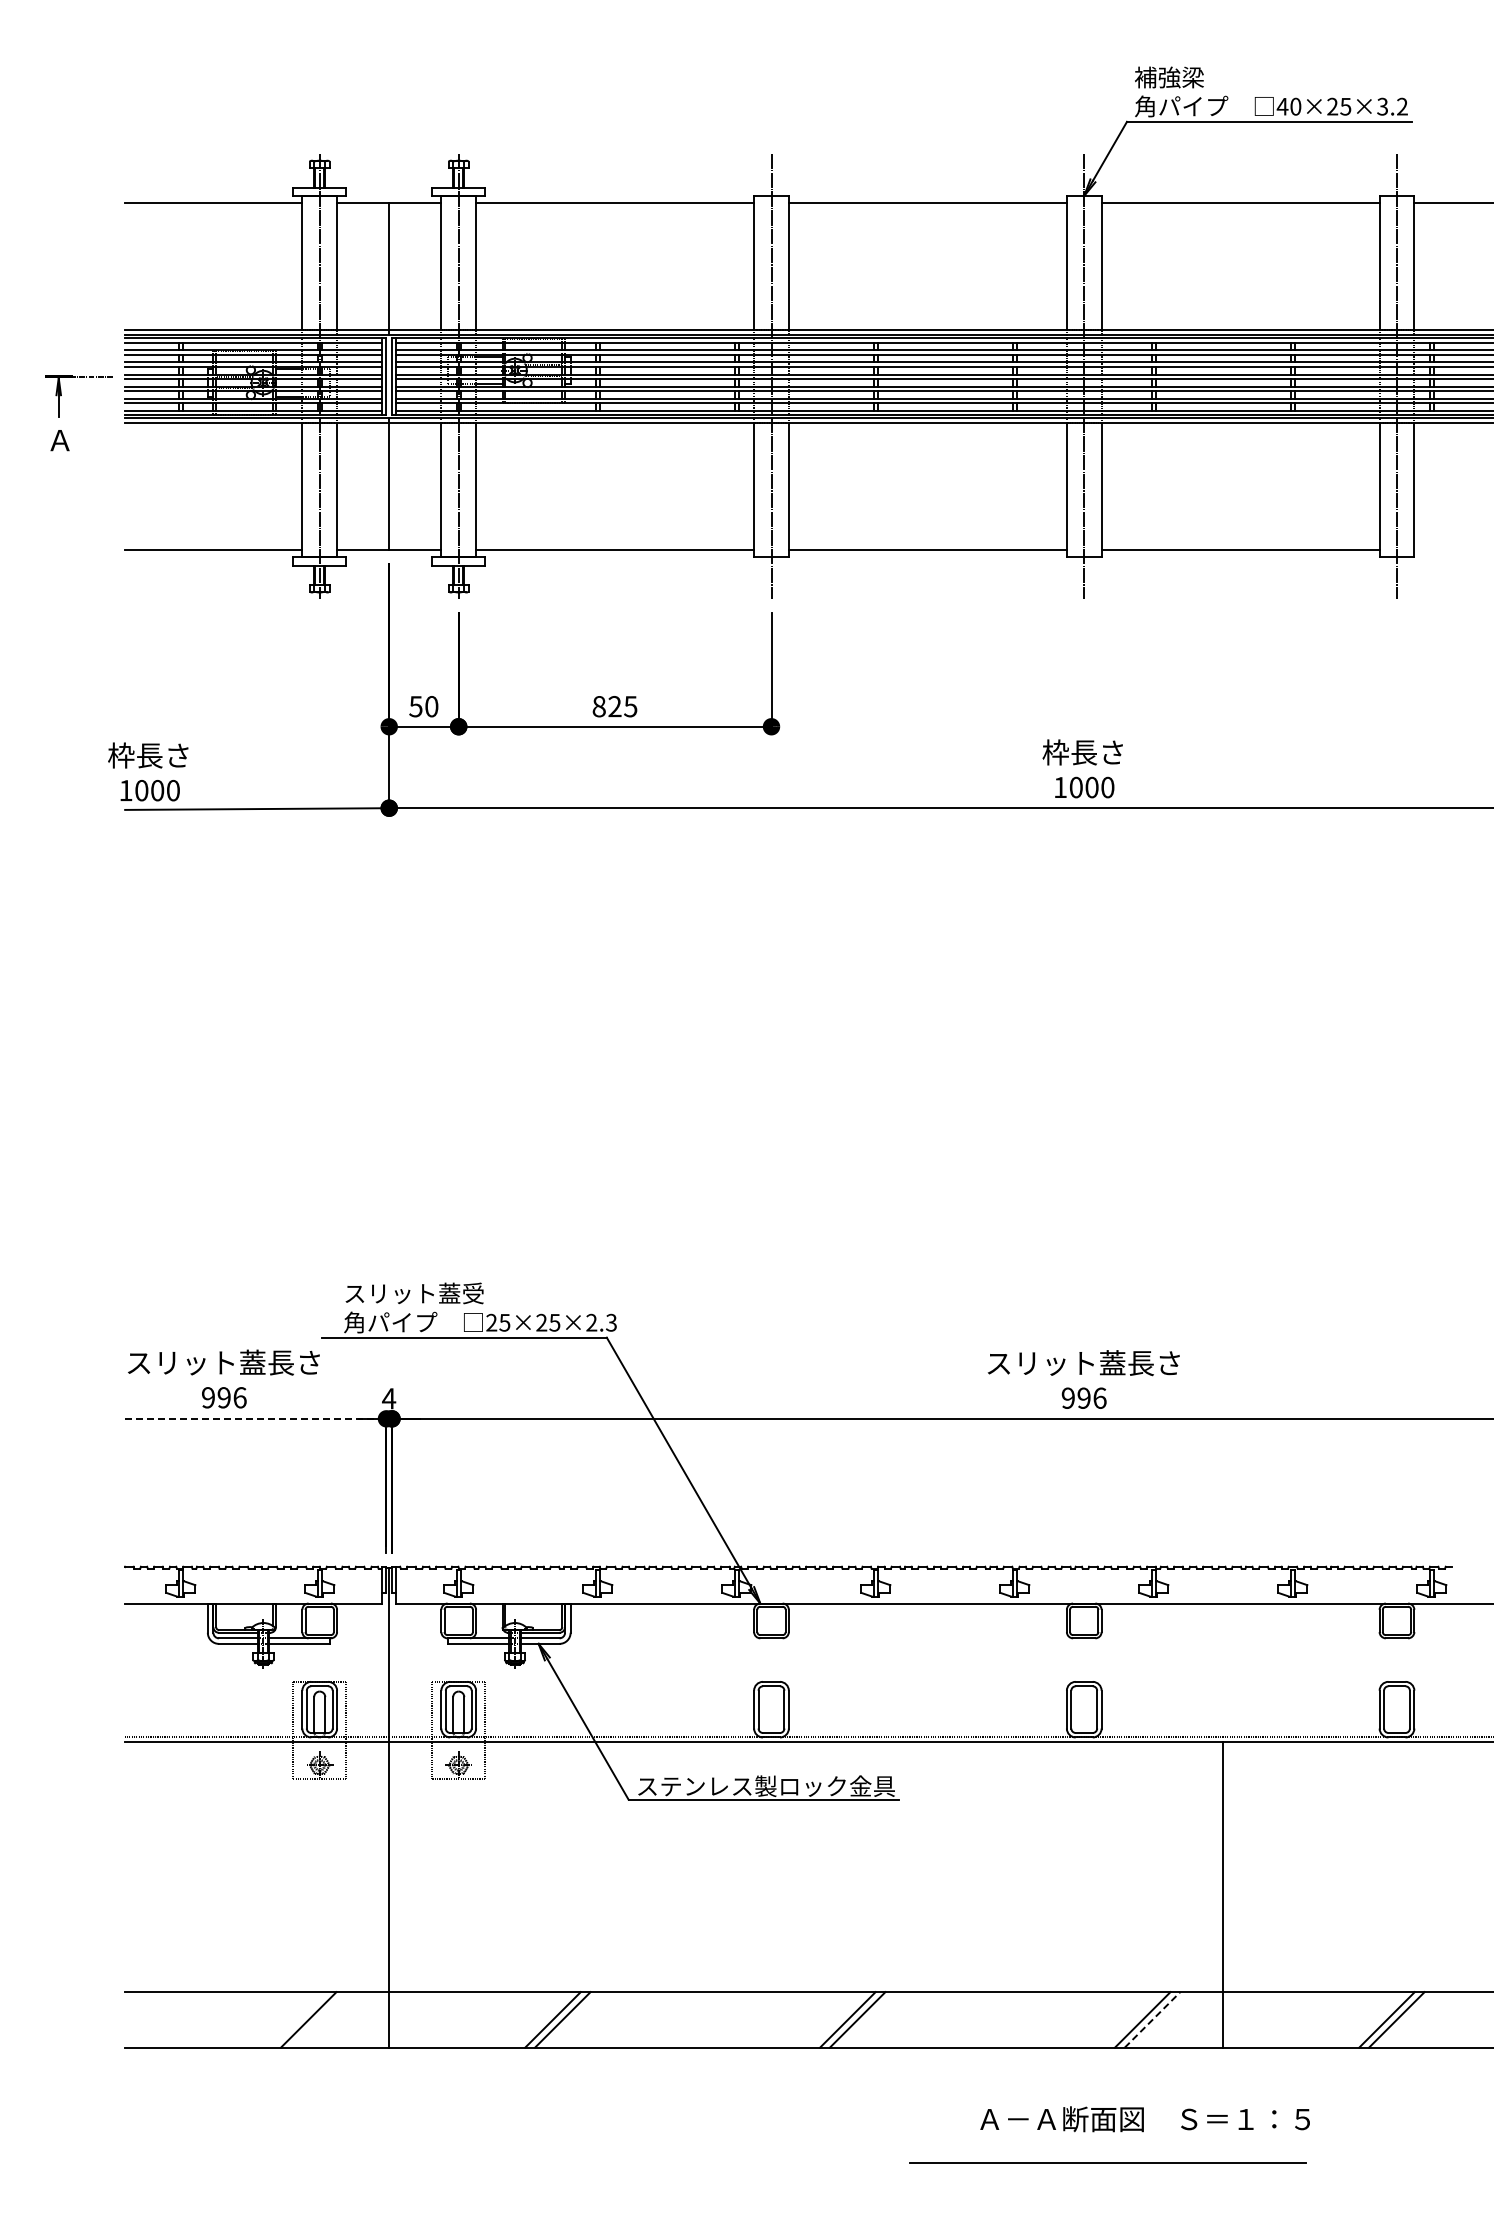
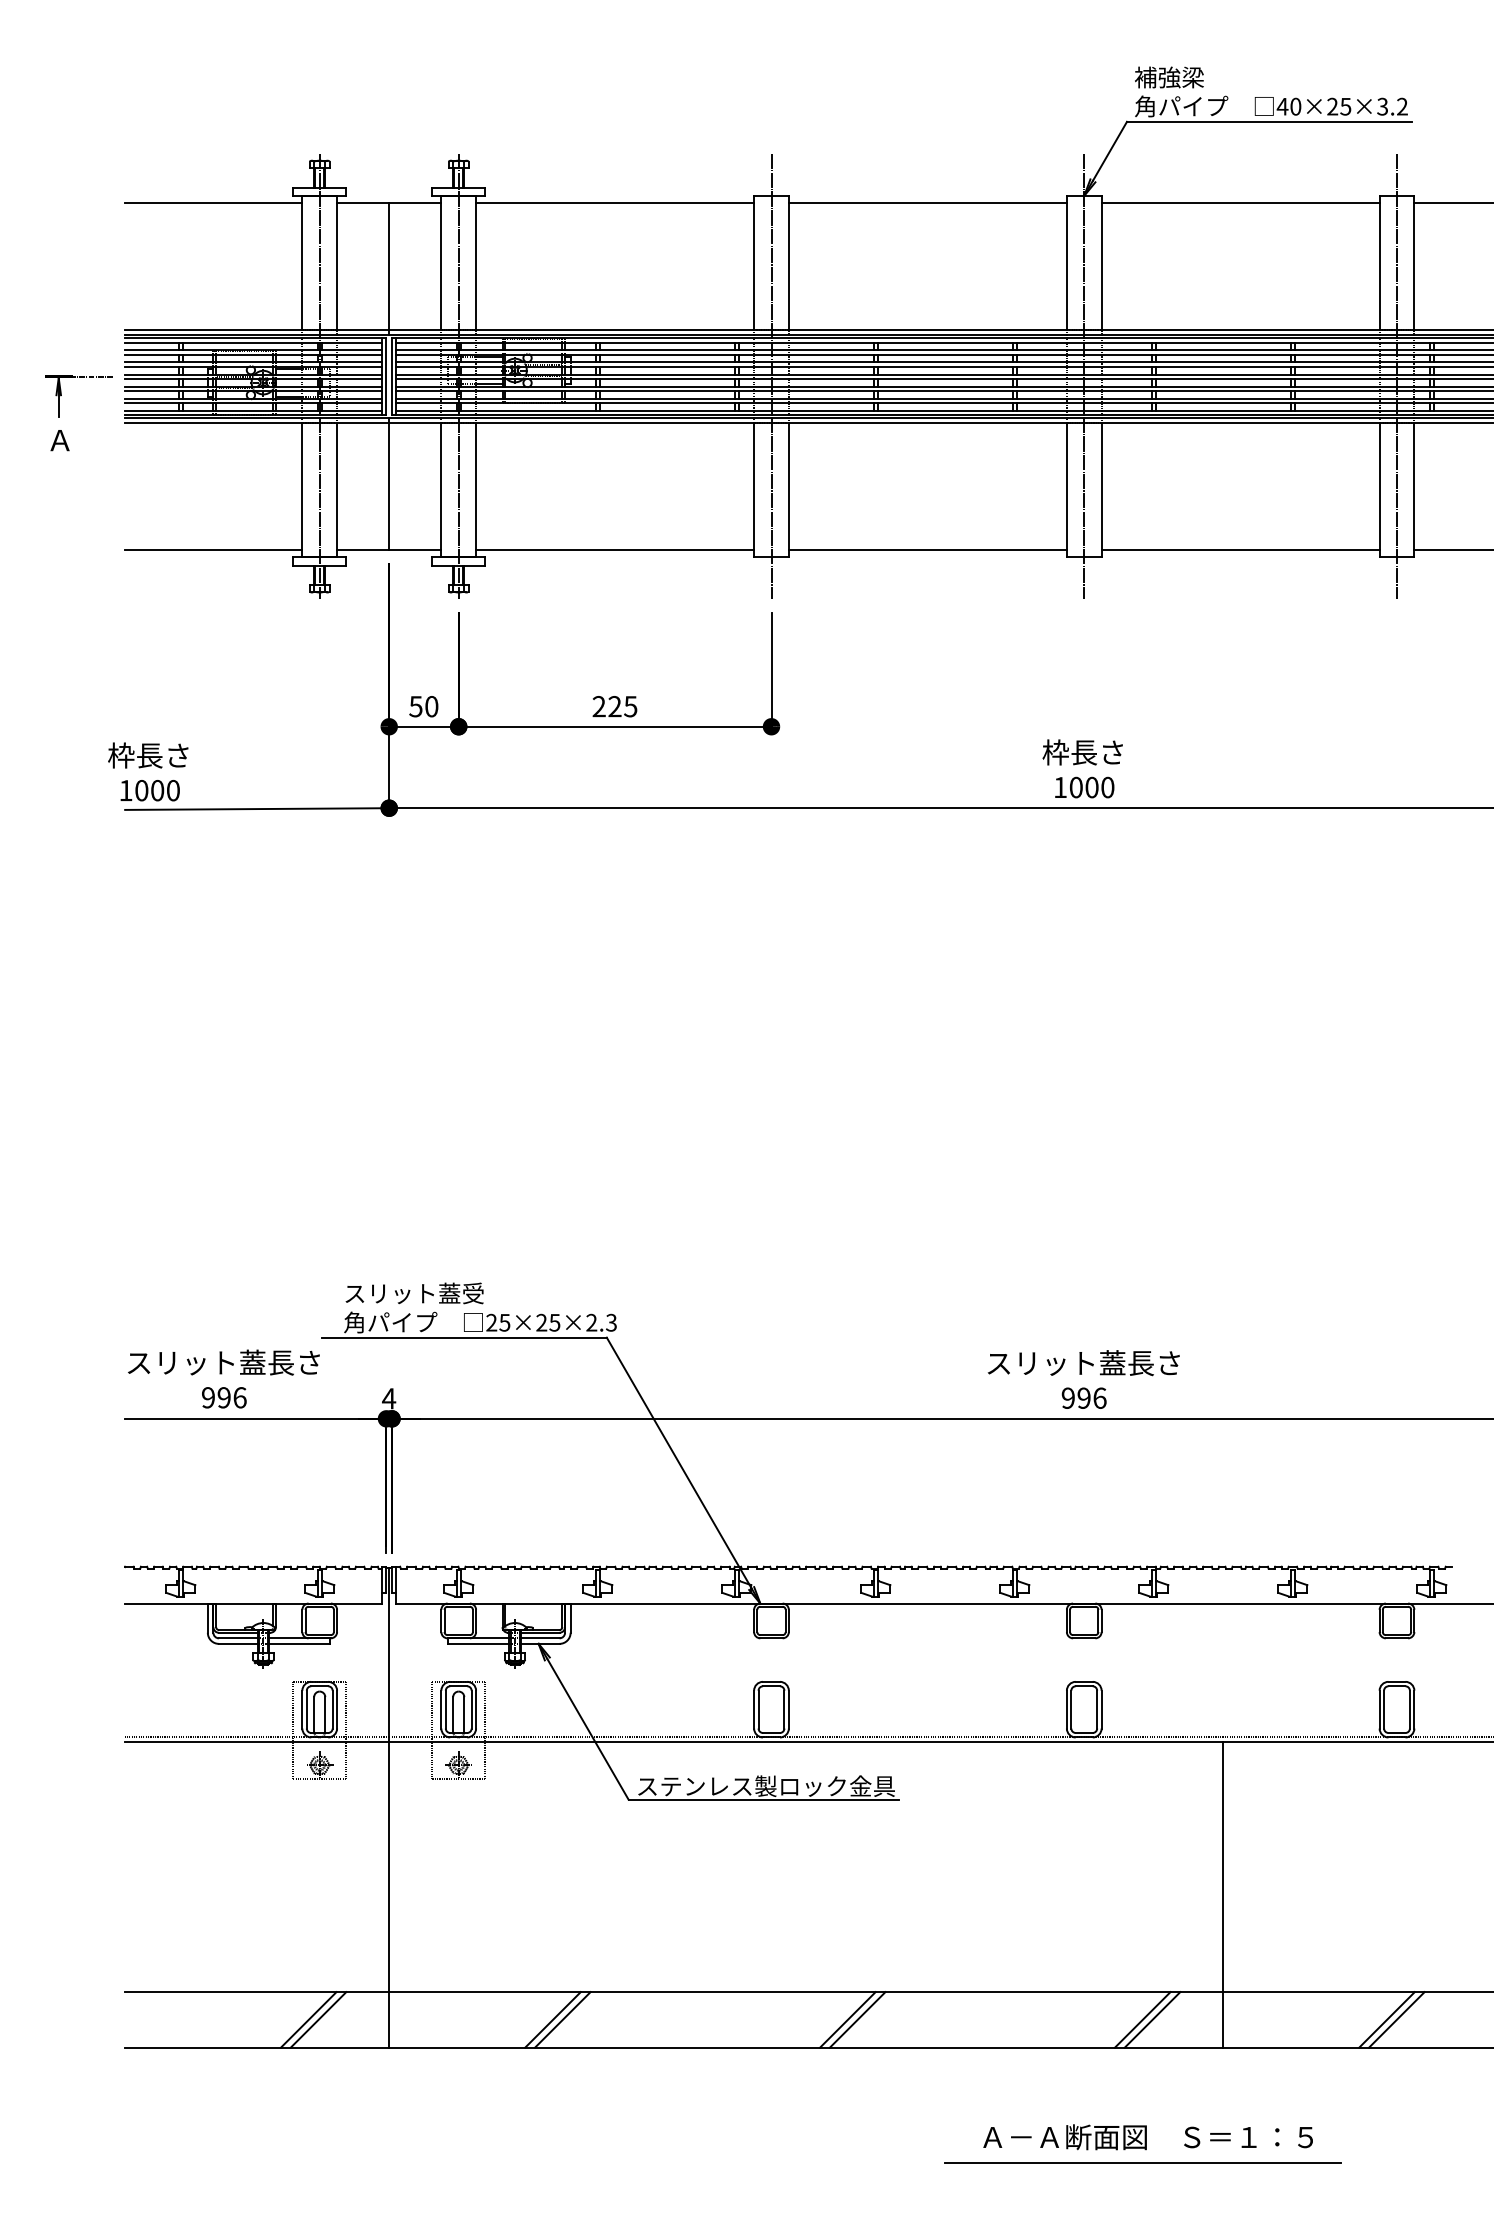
line: none -> present (1452, 550)
text: 825 -> 225 (598, 706)
line: dashed -> solid (258, 1418)
line: none -> present (318, 2019)
line: dashed -> solid (1152, 2019)
text position: (1144, 2119) -> (1147, 2137) (1147, 2137)
line position: (1107, 2162) -> (1142, 2162) (1142, 2162)
